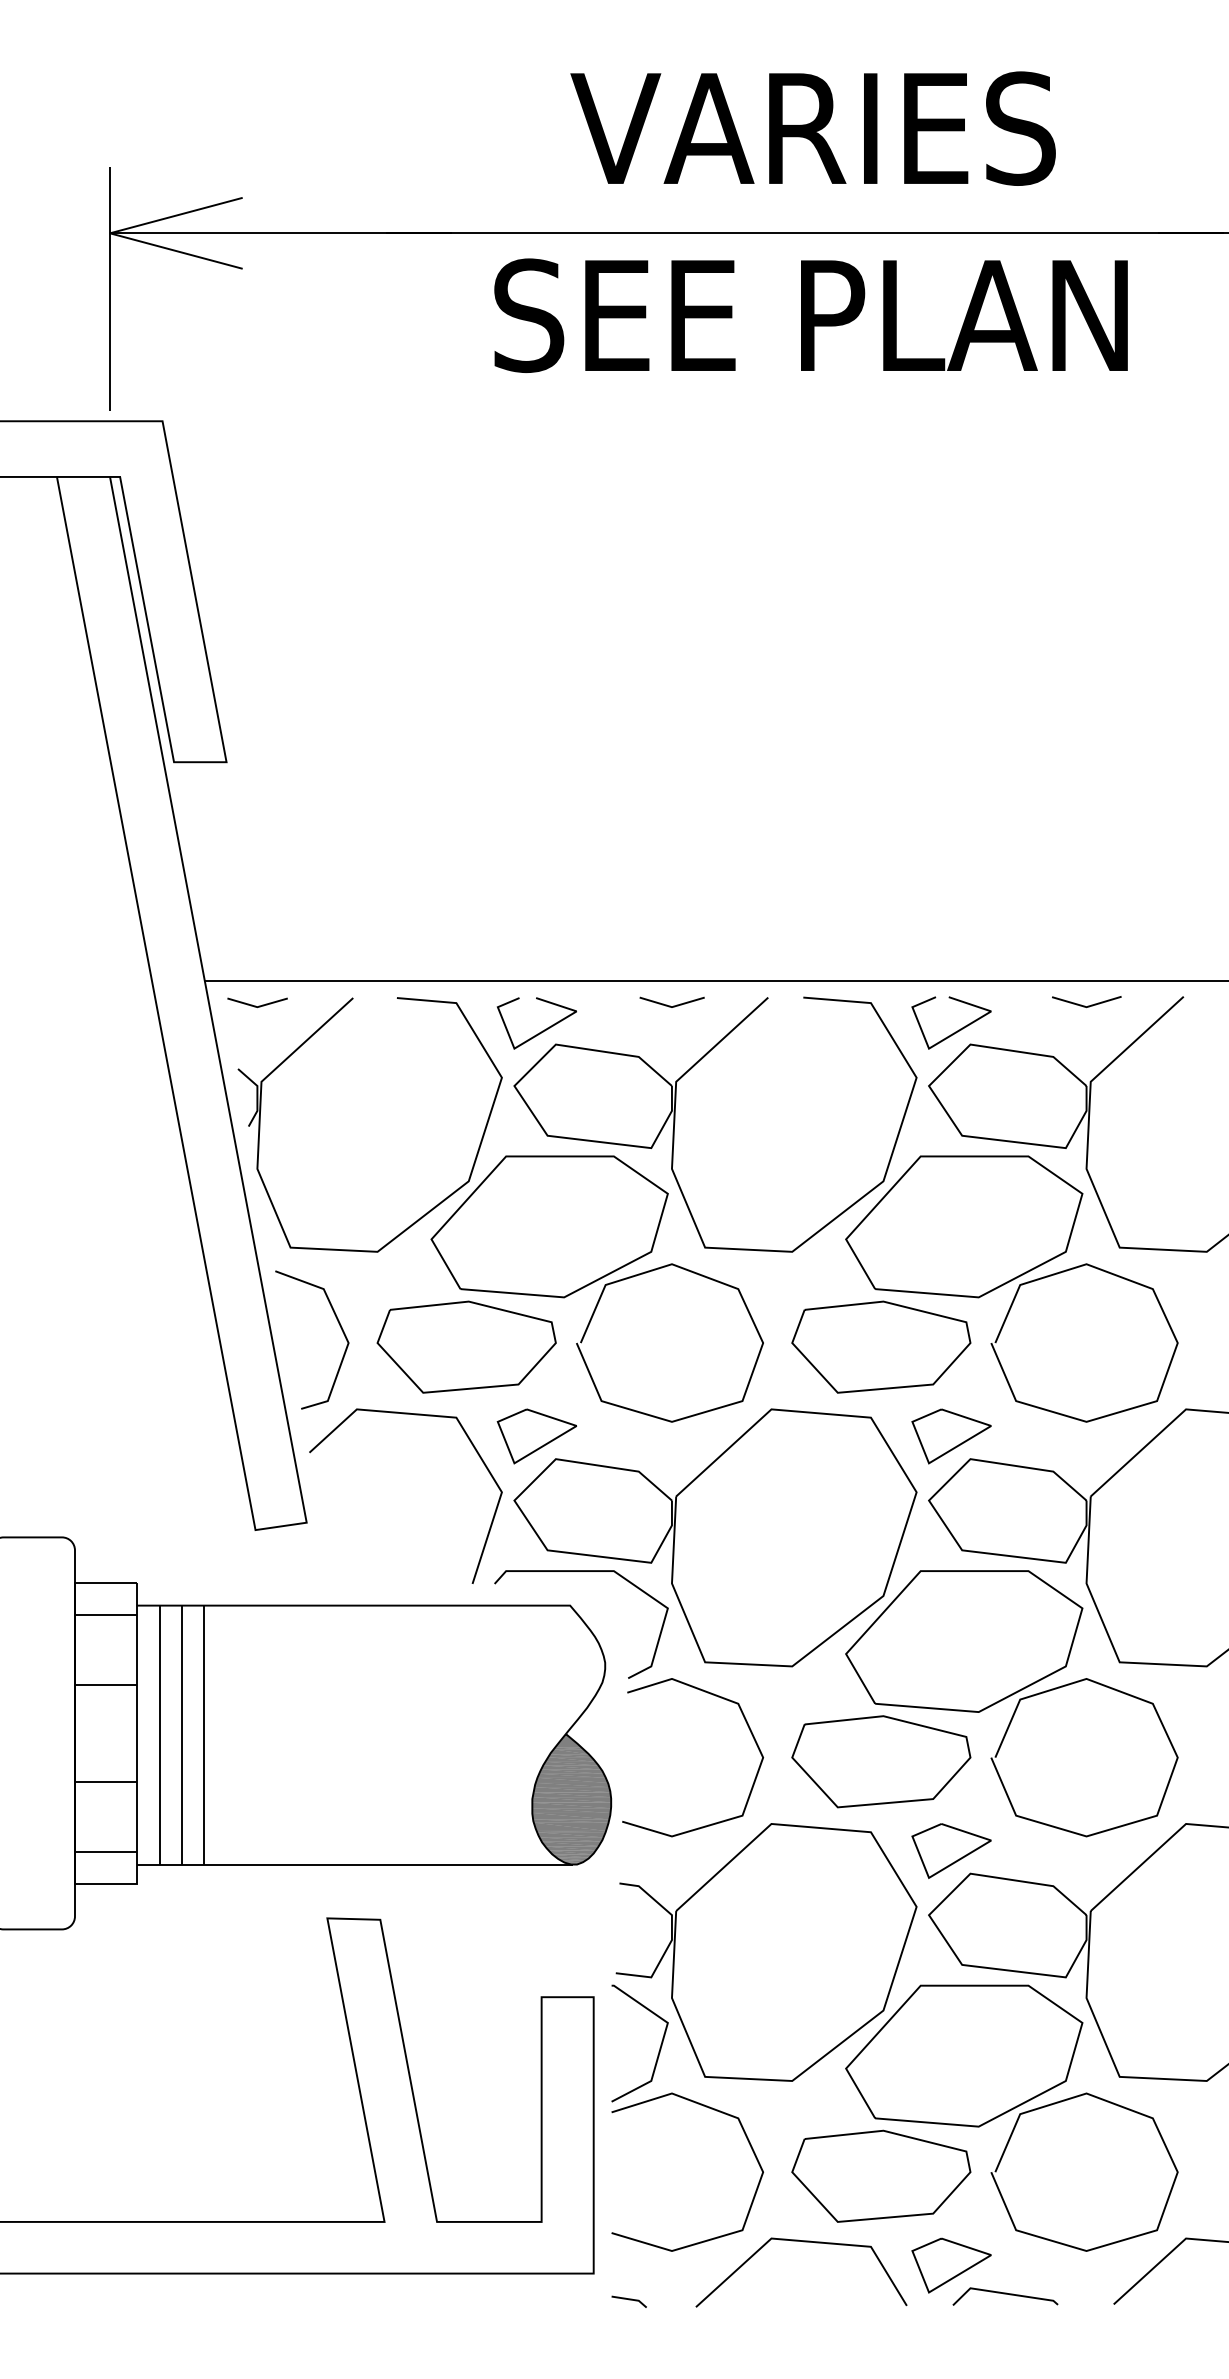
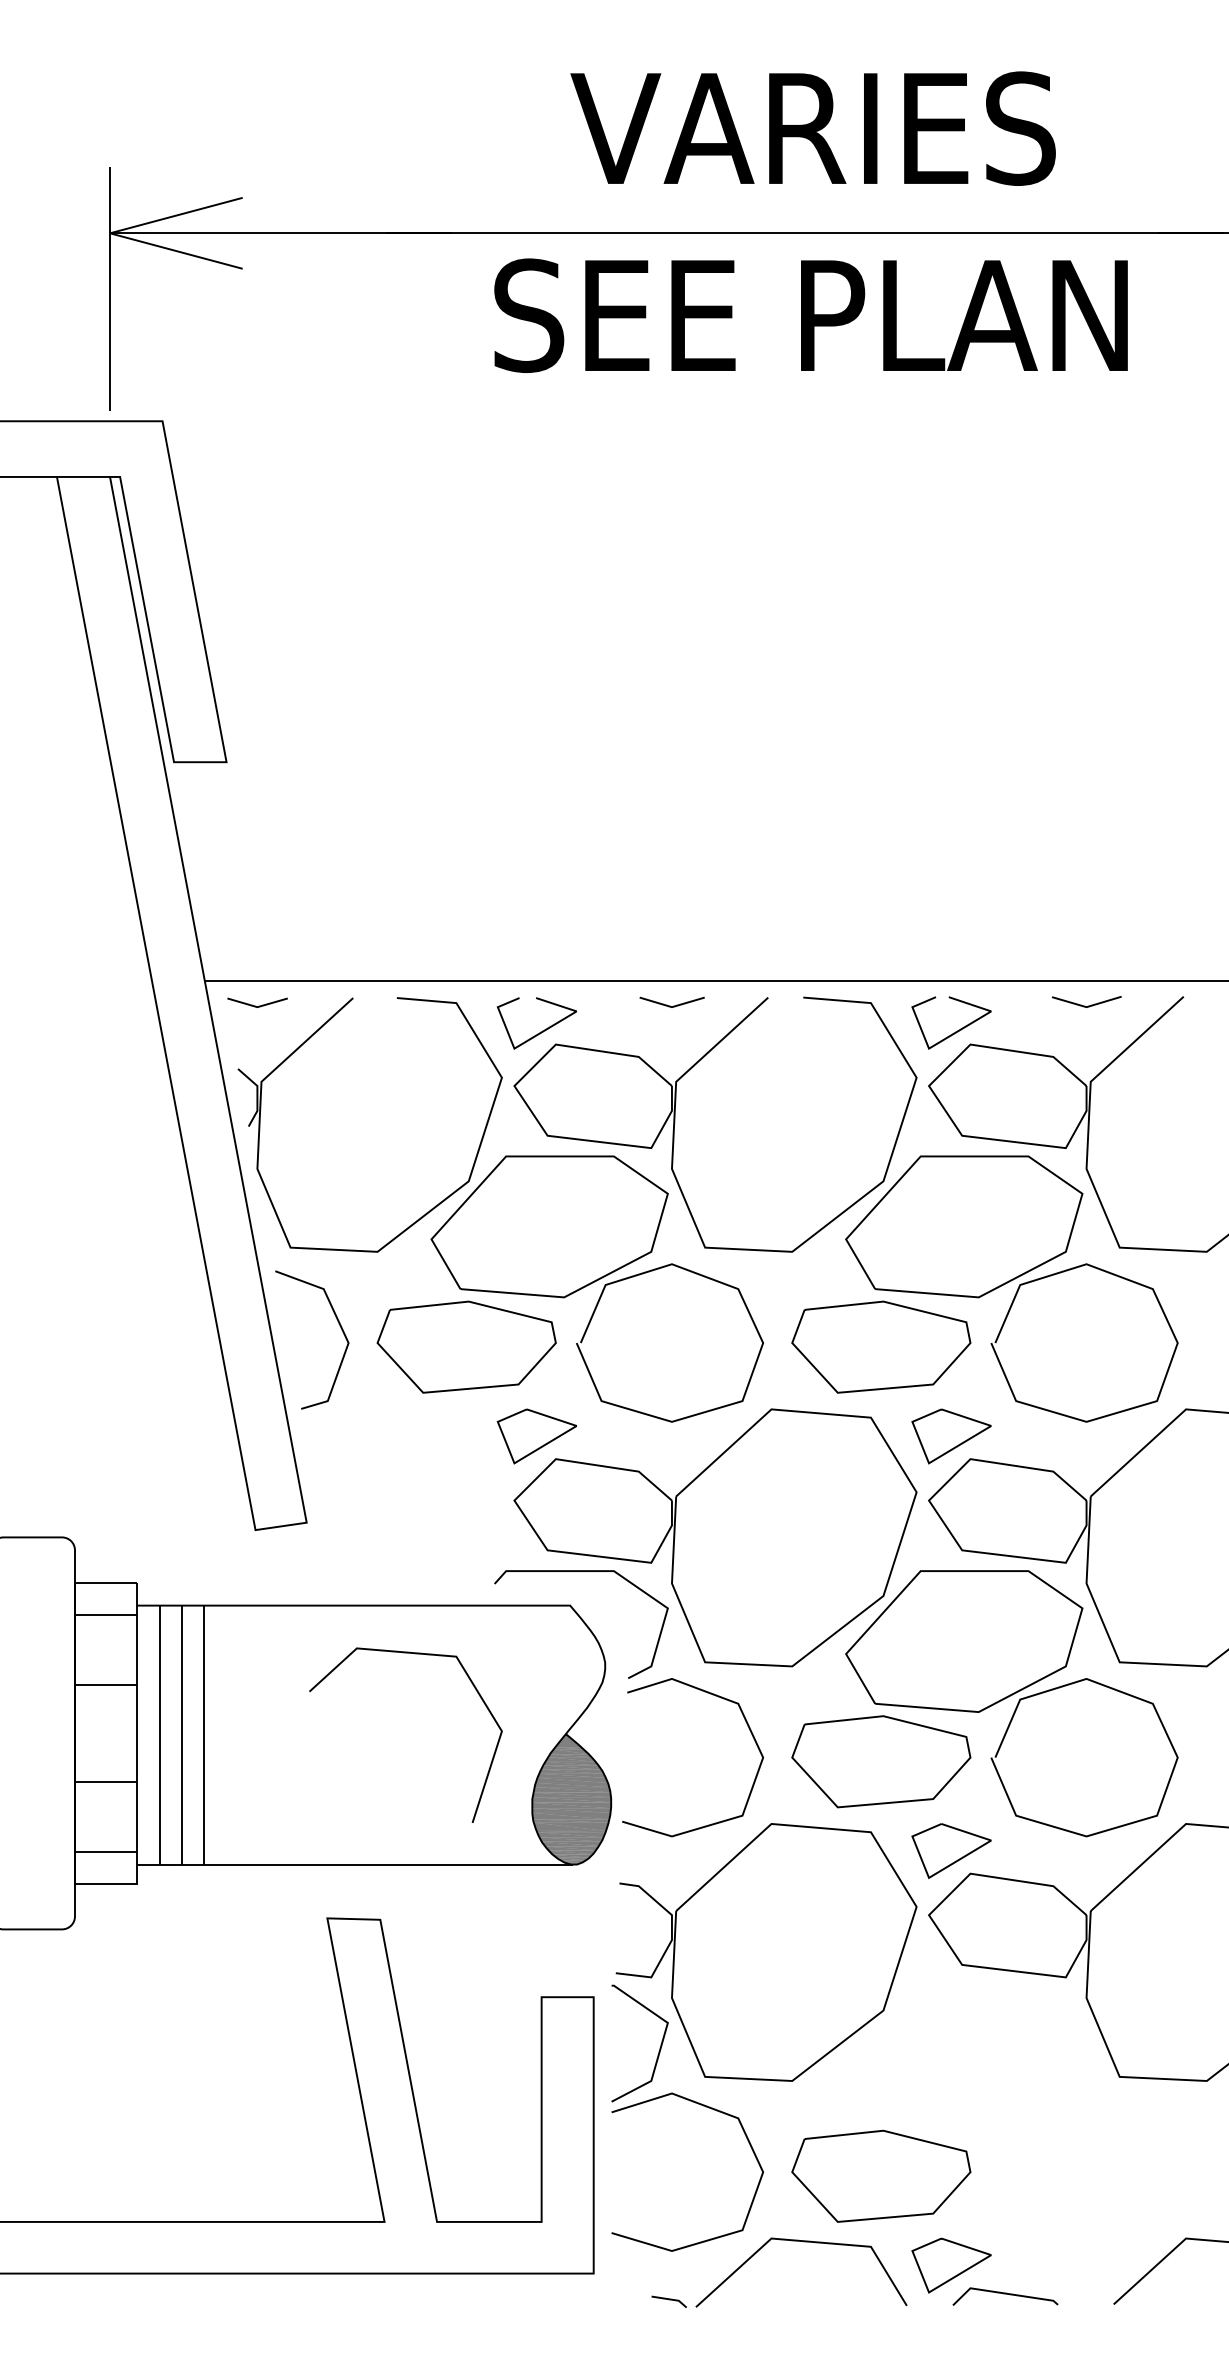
line position: (414, 1415) -> (414, 1654) (414, 1654)
part: present -> none (1011, 2117)
line position: (628, 2300) -> (668, 2300) (668, 2300)
